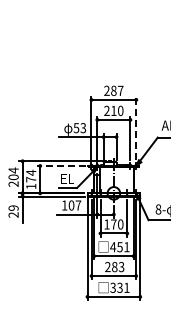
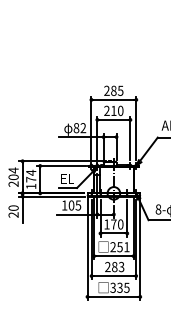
text: 287 -> 285 (120, 90)
line: dashed -> solid (136, 127)
text: 53 -> 82 (79, 128)
line: dashed -> solid (60, 165)
text: 107 -> 105 (78, 205)
text: 29 -> 20 (13, 207)
text: 451 -> 251 (113, 247)
text: 331 -> 335 (126, 287)
